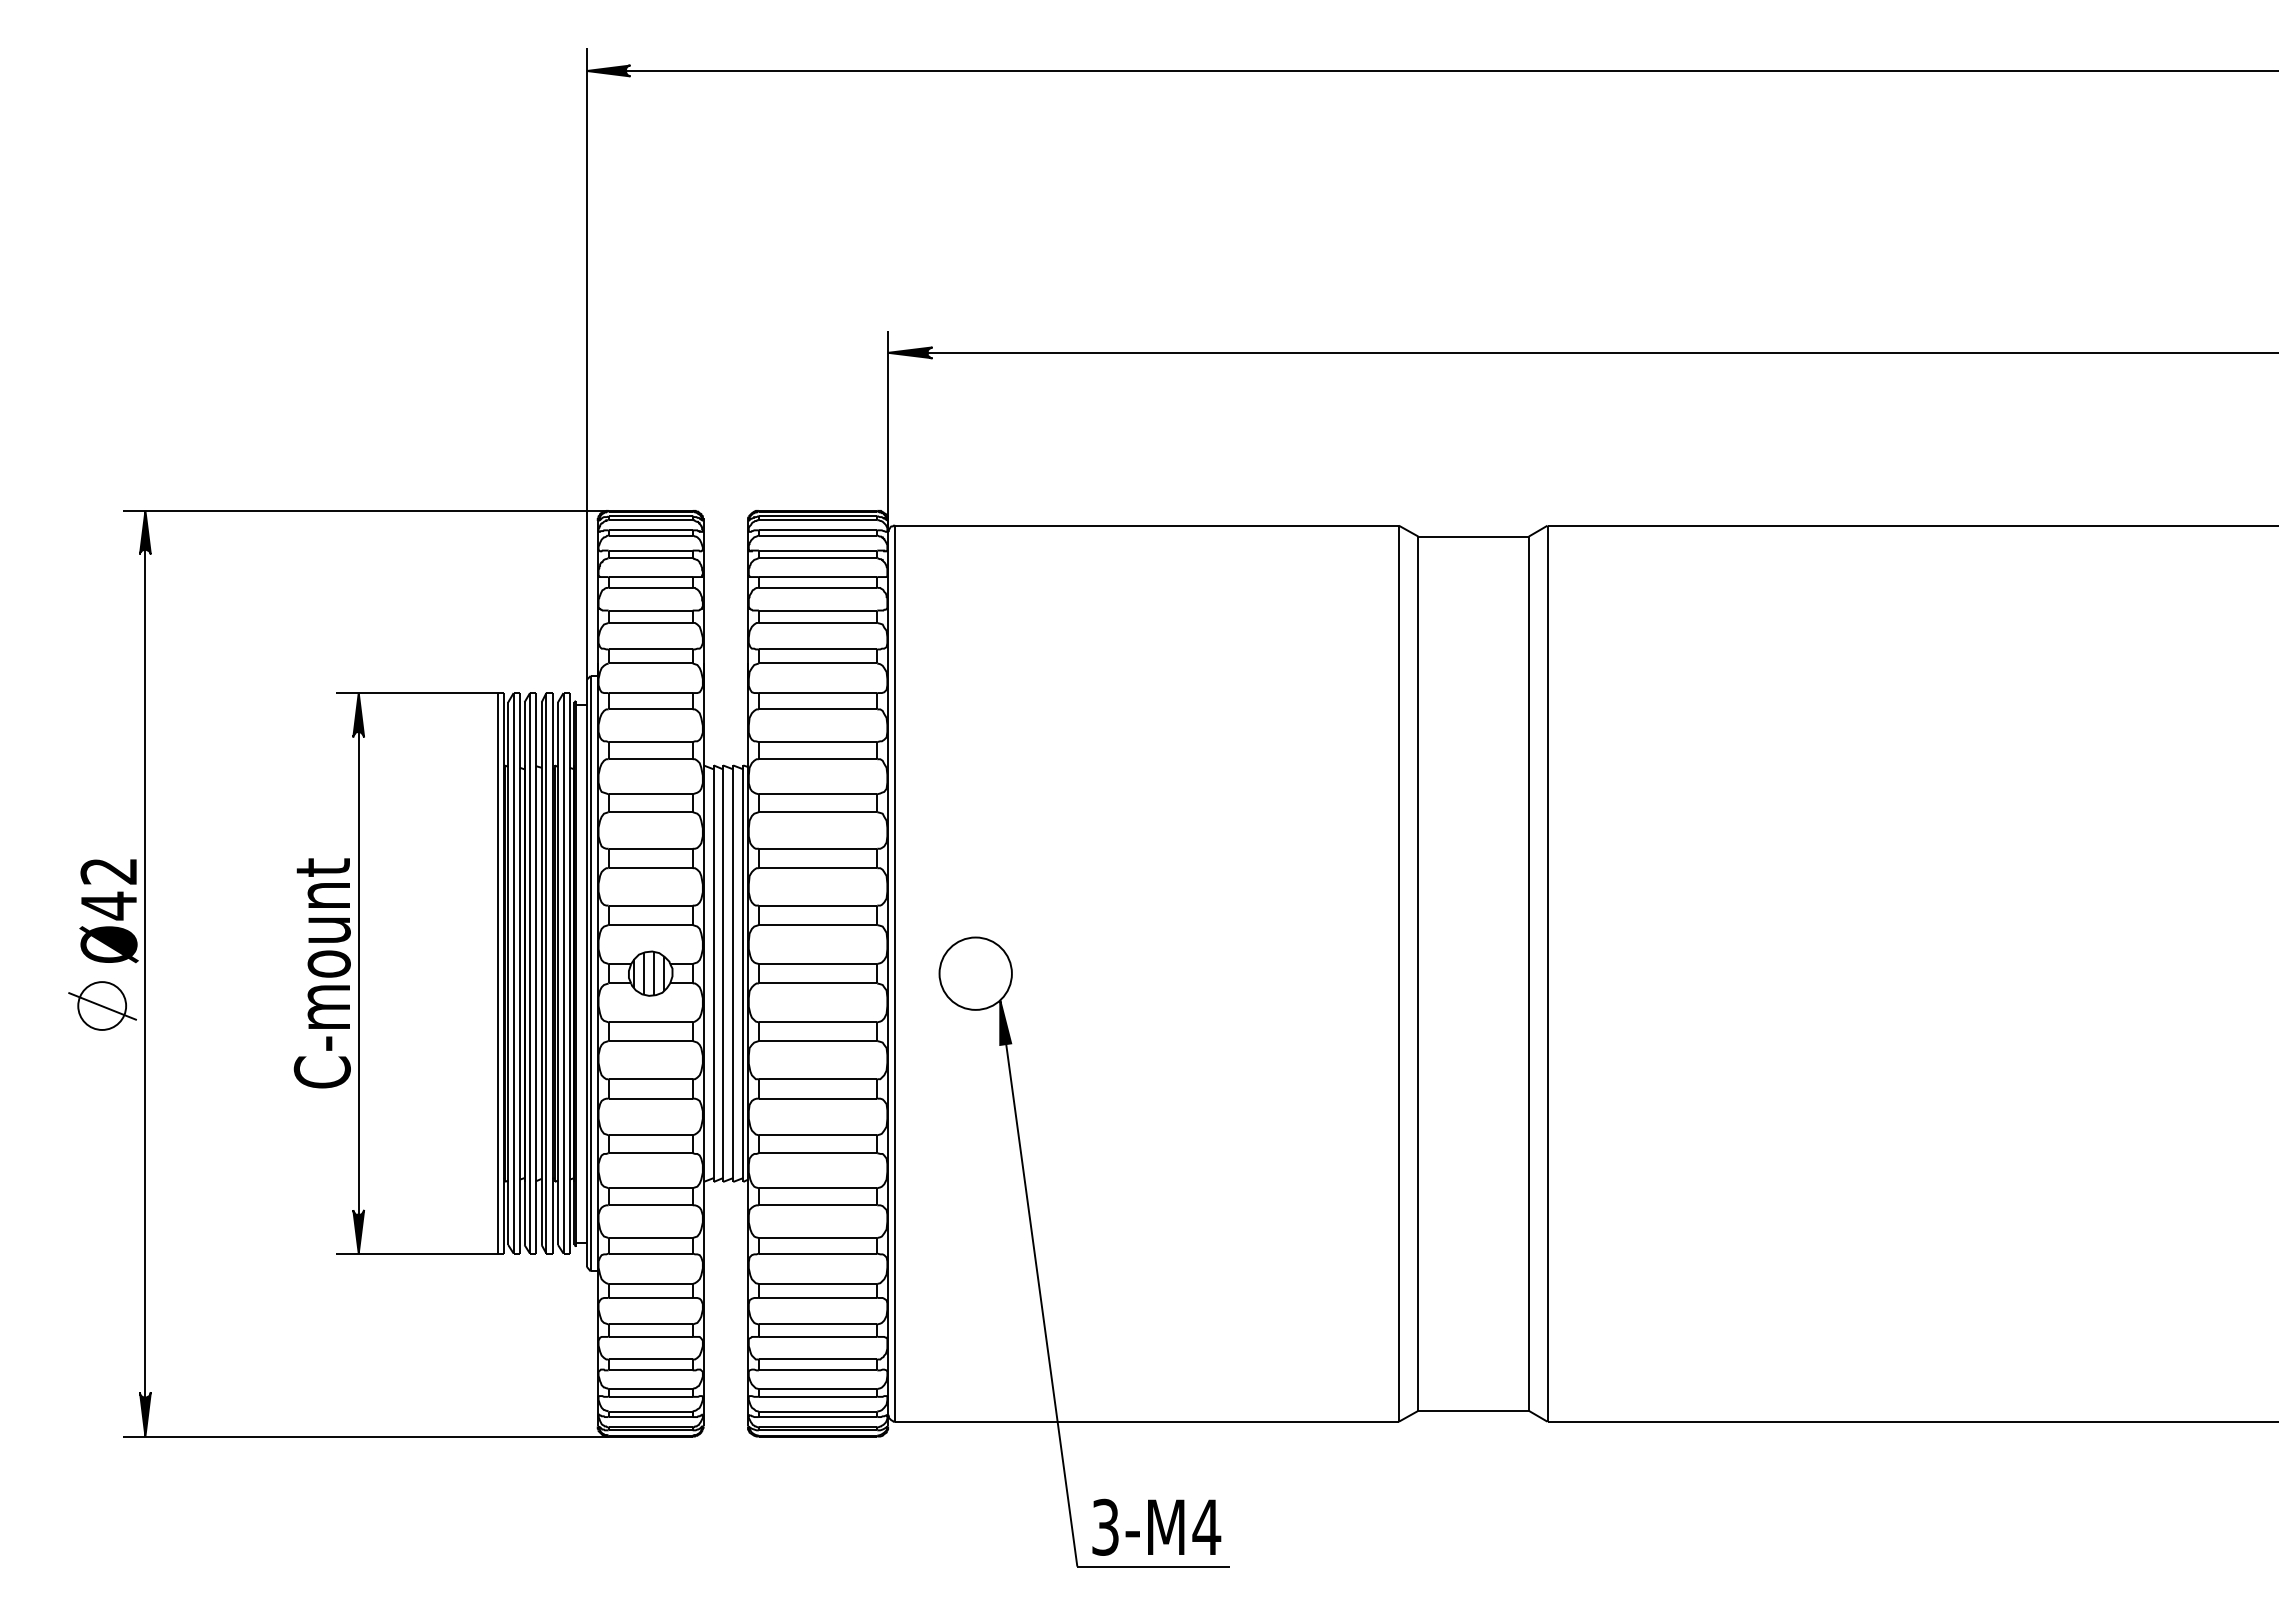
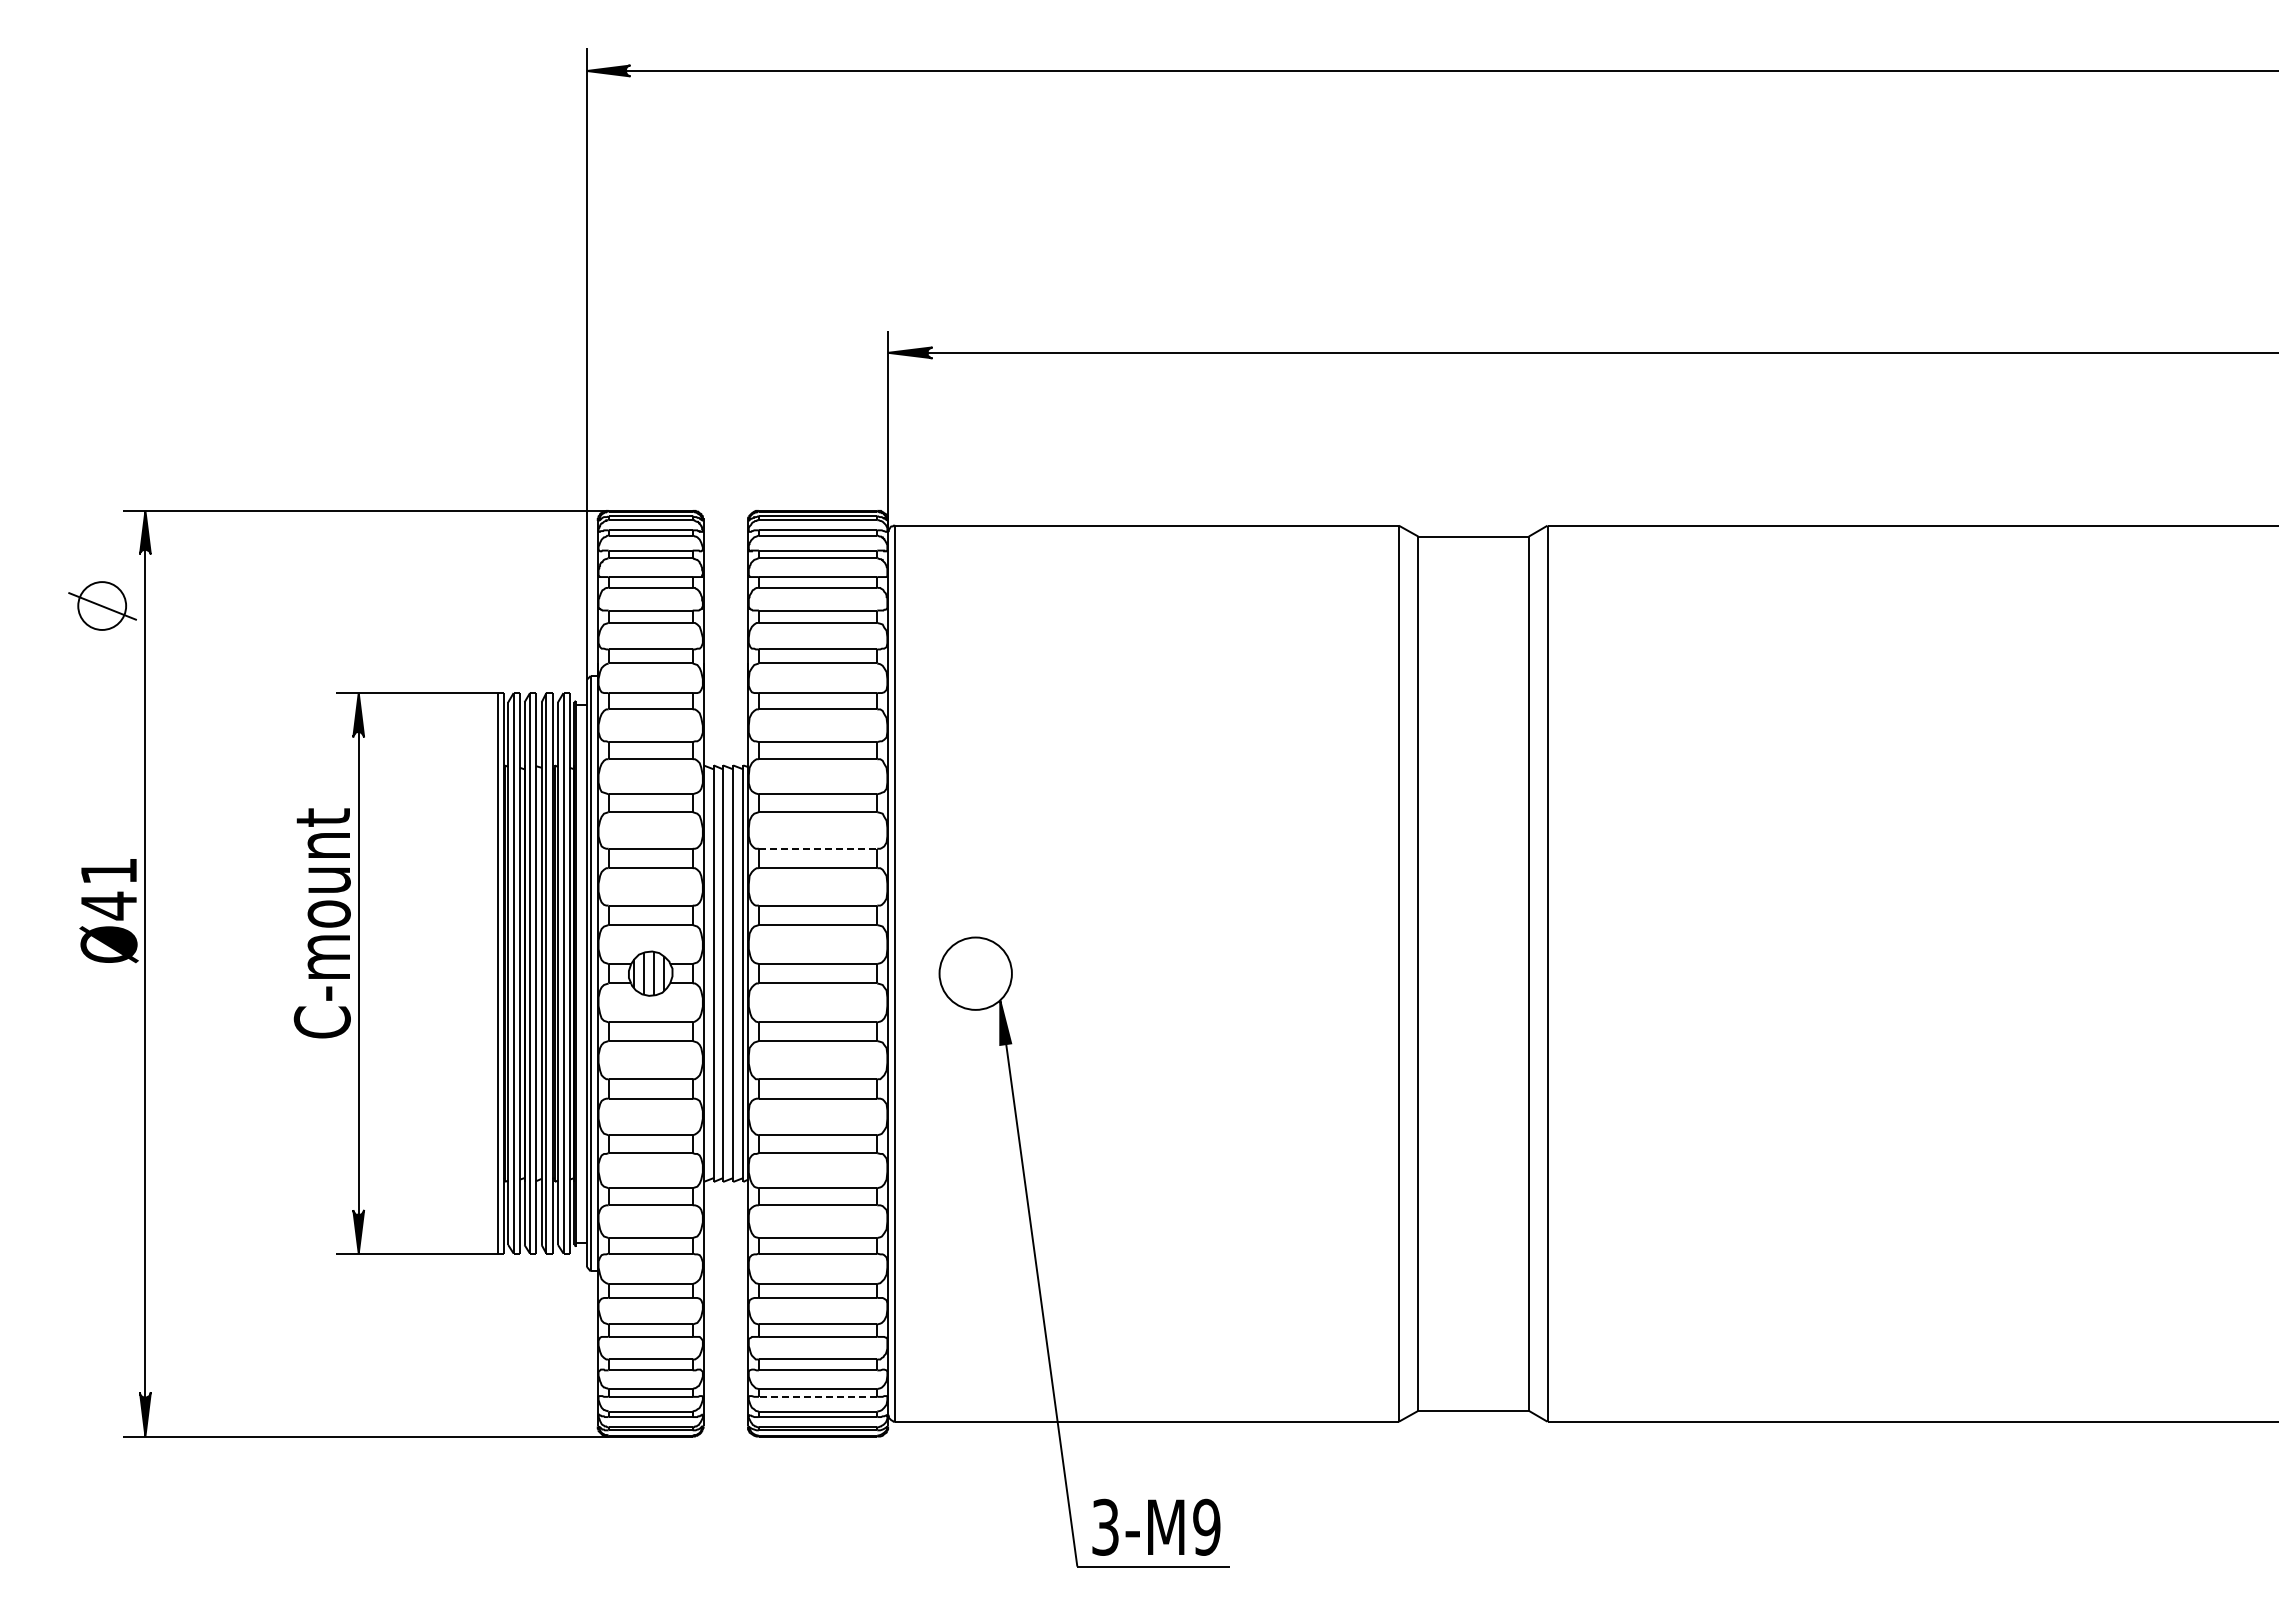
line: solid -> dashed (818, 848)
text: Ø42 -> Ø41 (108, 871)
text position: (321, 973) -> (321, 923) (321, 923)
part position: (102, 1005) -> (102, 605) (102, 605)
line: solid -> dashed (817, 1396)
text: 3-M4 -> 3-M9 (1206, 1526)
